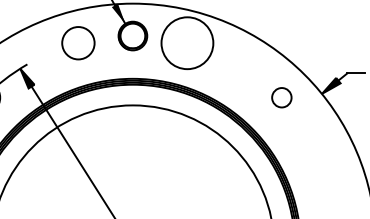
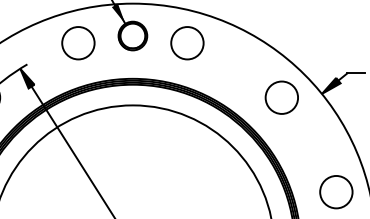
circle diameter: 52 px -> 32 px (187, 43)
circle diameter: 19 px -> 32 px (281, 97)
circle: none -> present (336, 192)
